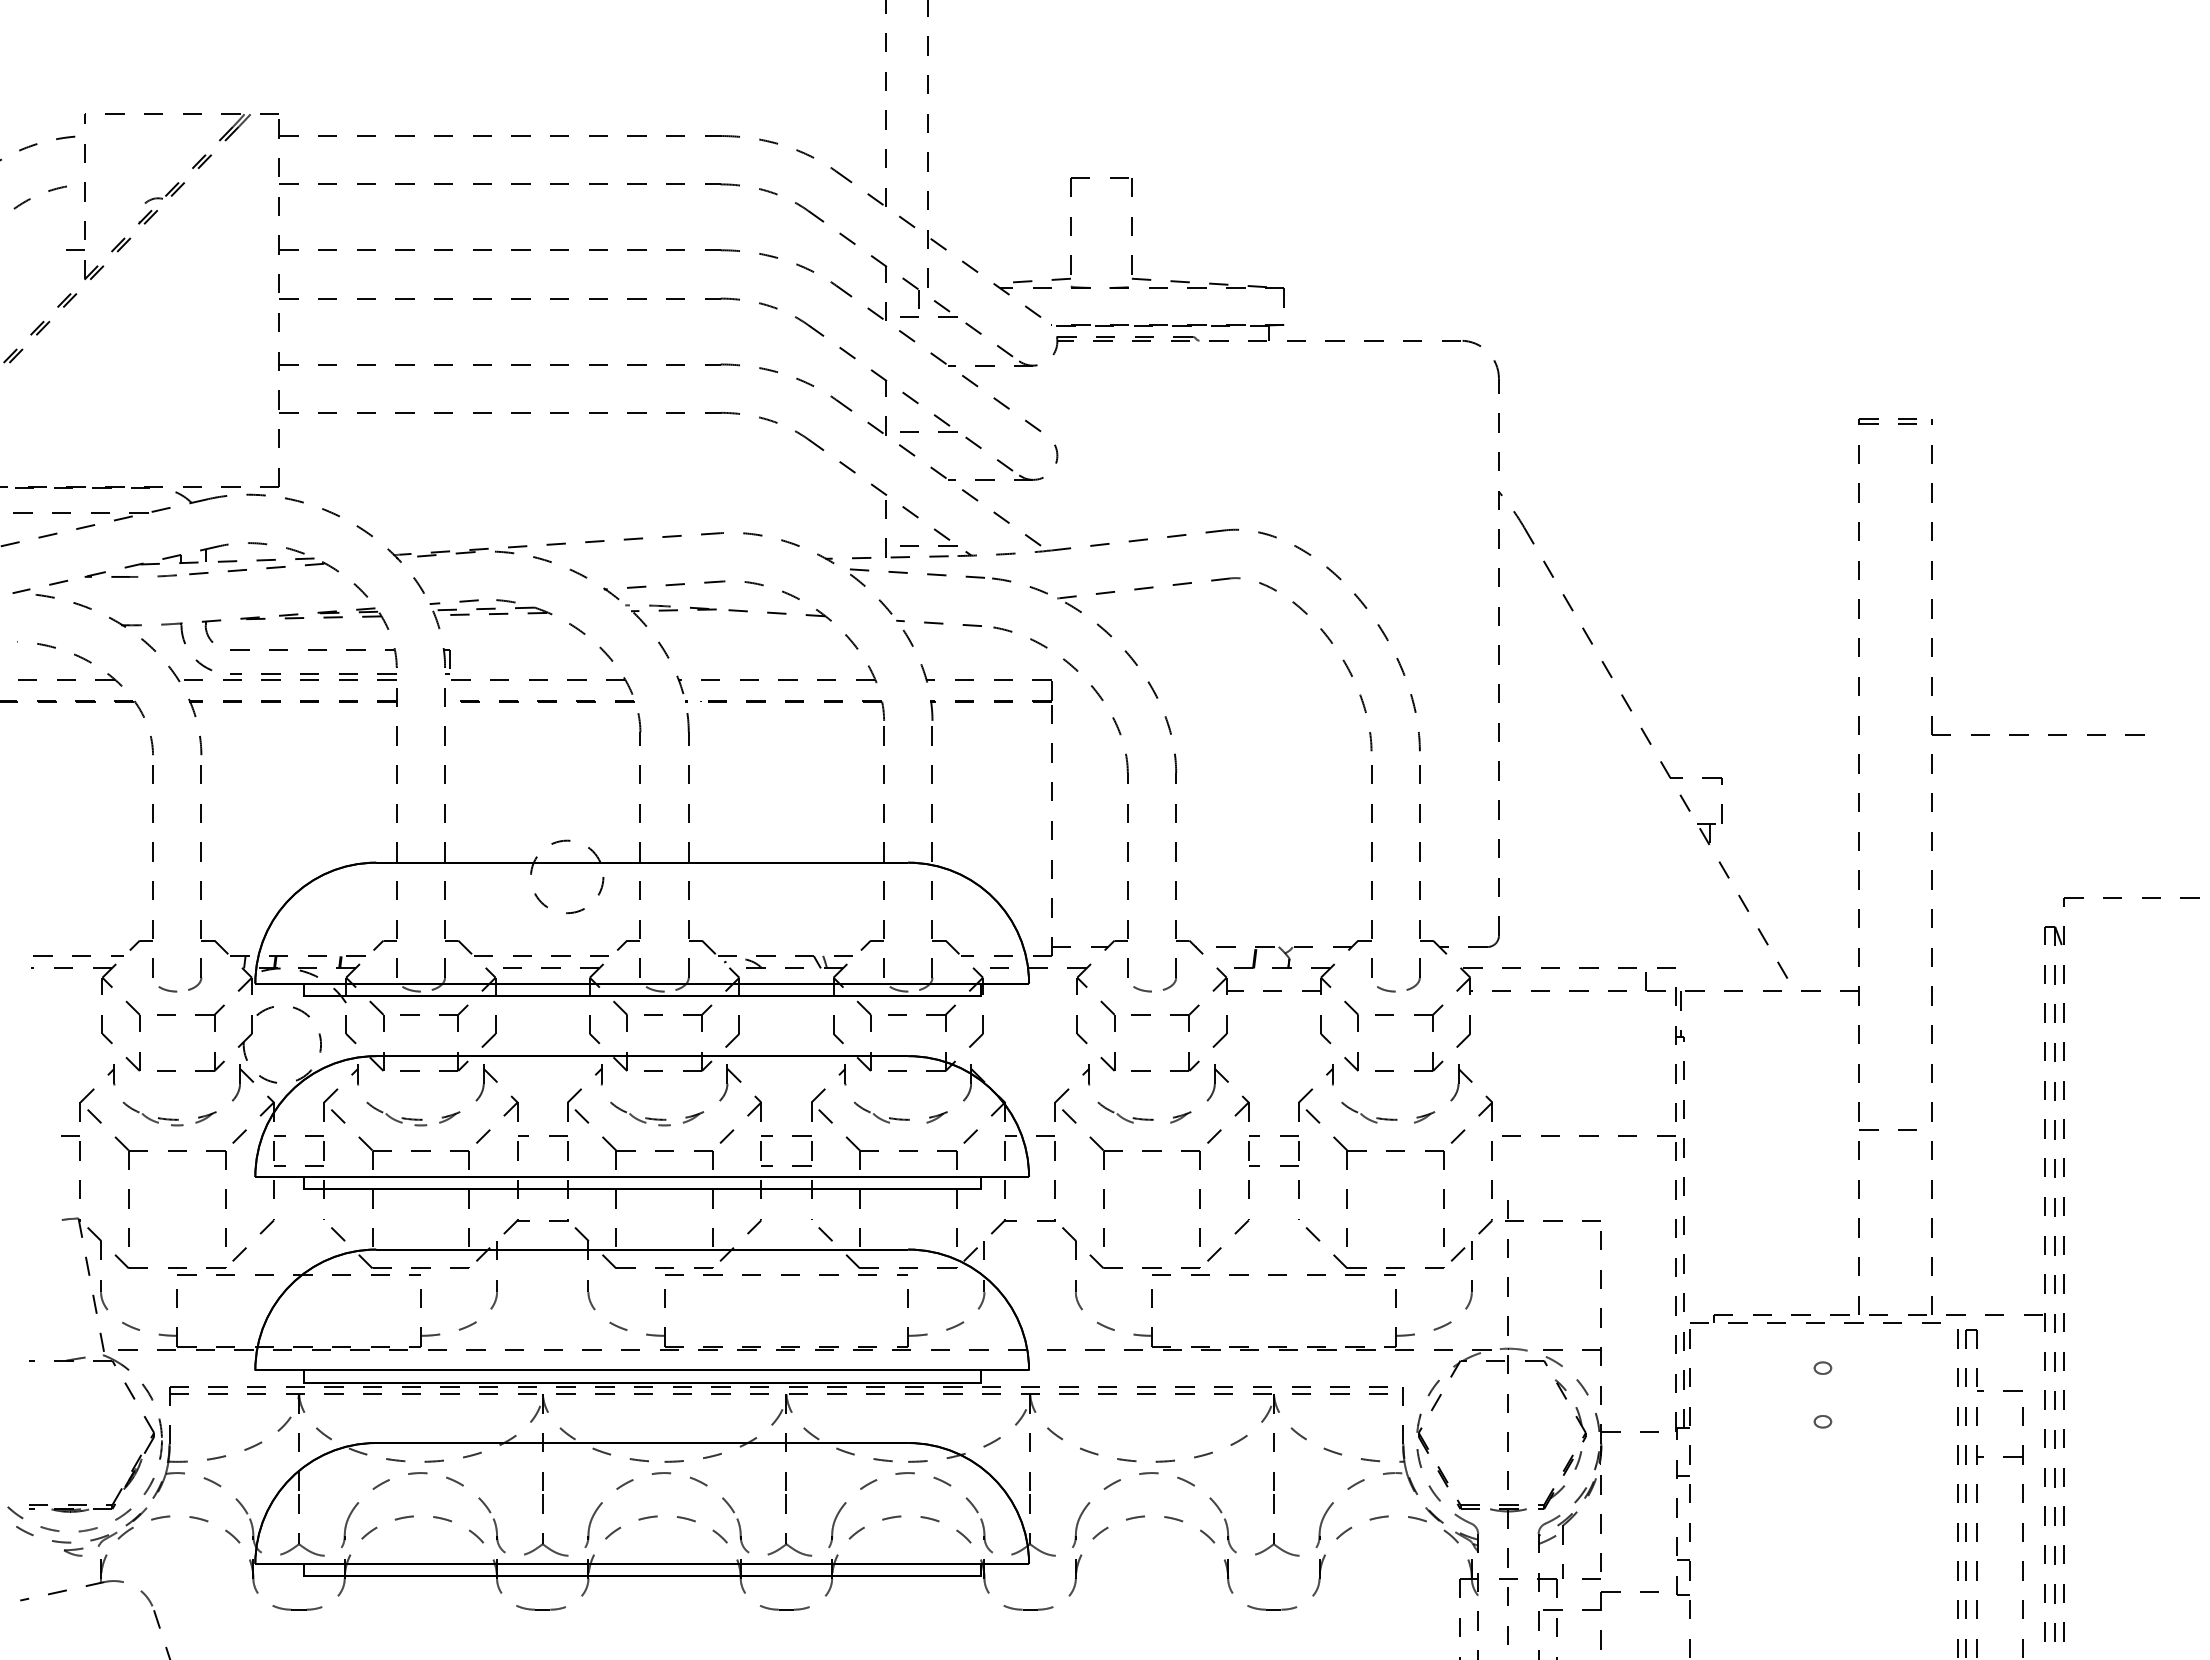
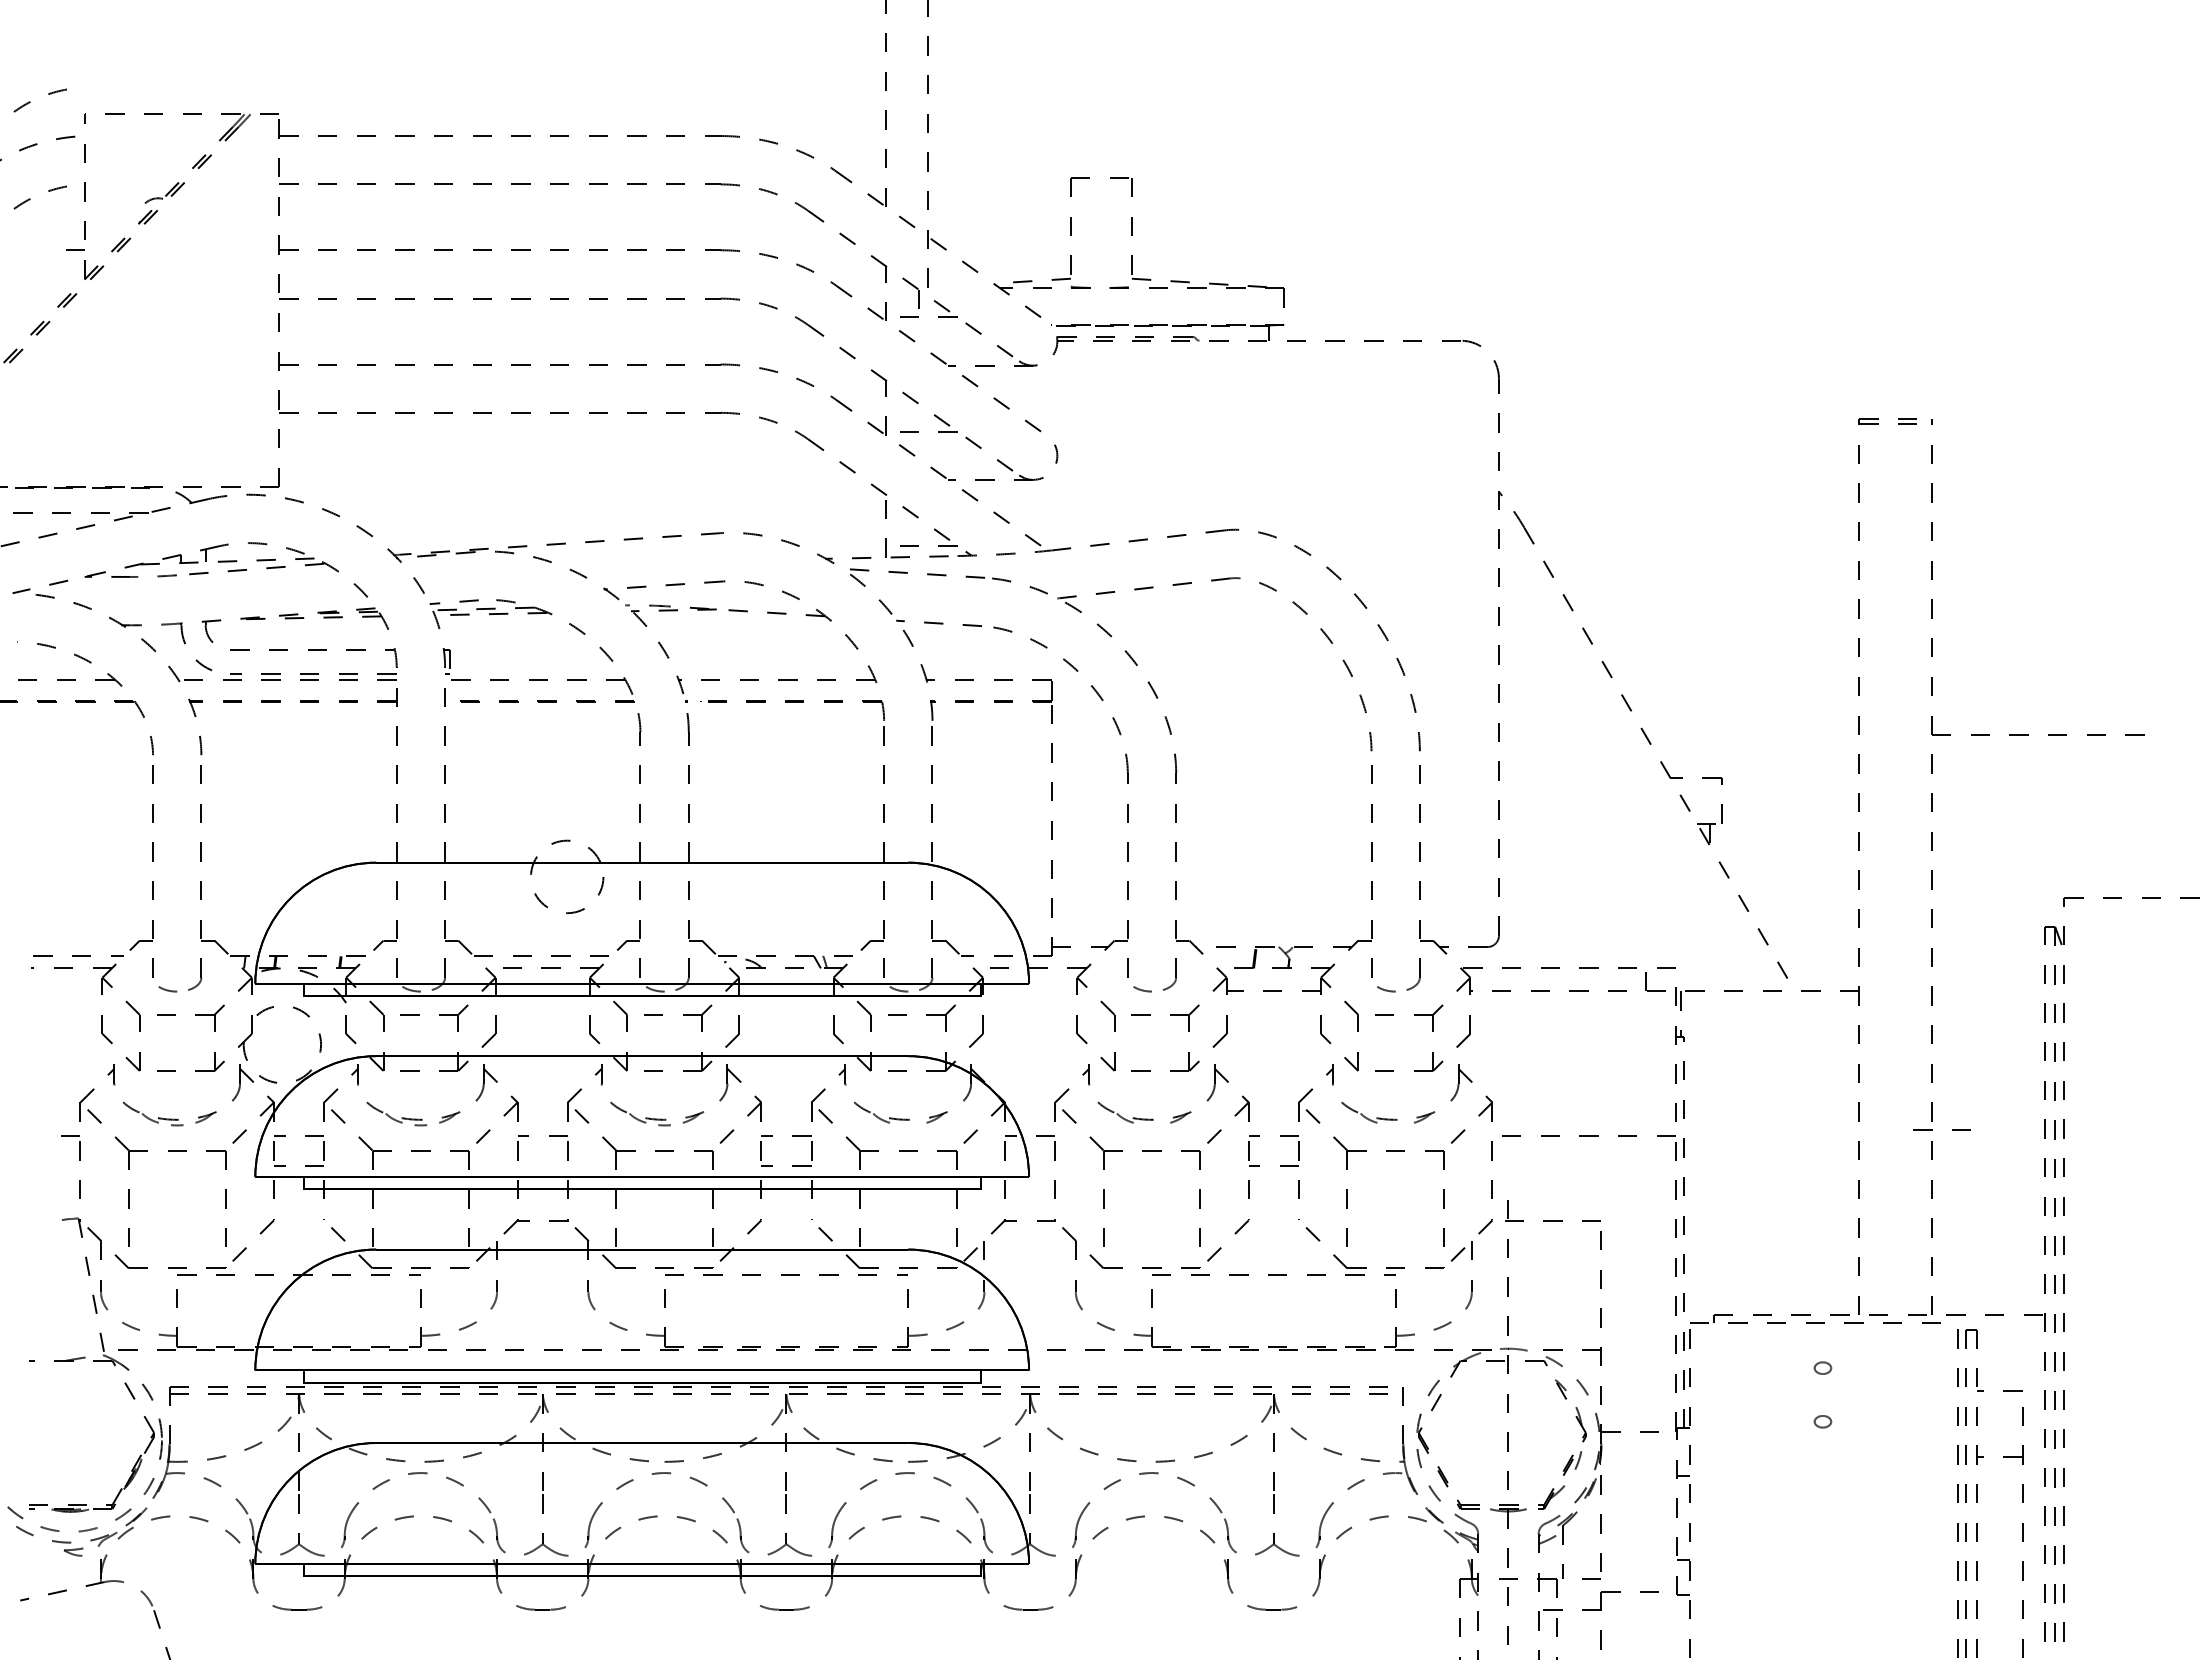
curve: none -> present (30, 101)
line position: (1878, 1129) -> (1932, 1129) (1932, 1129)
